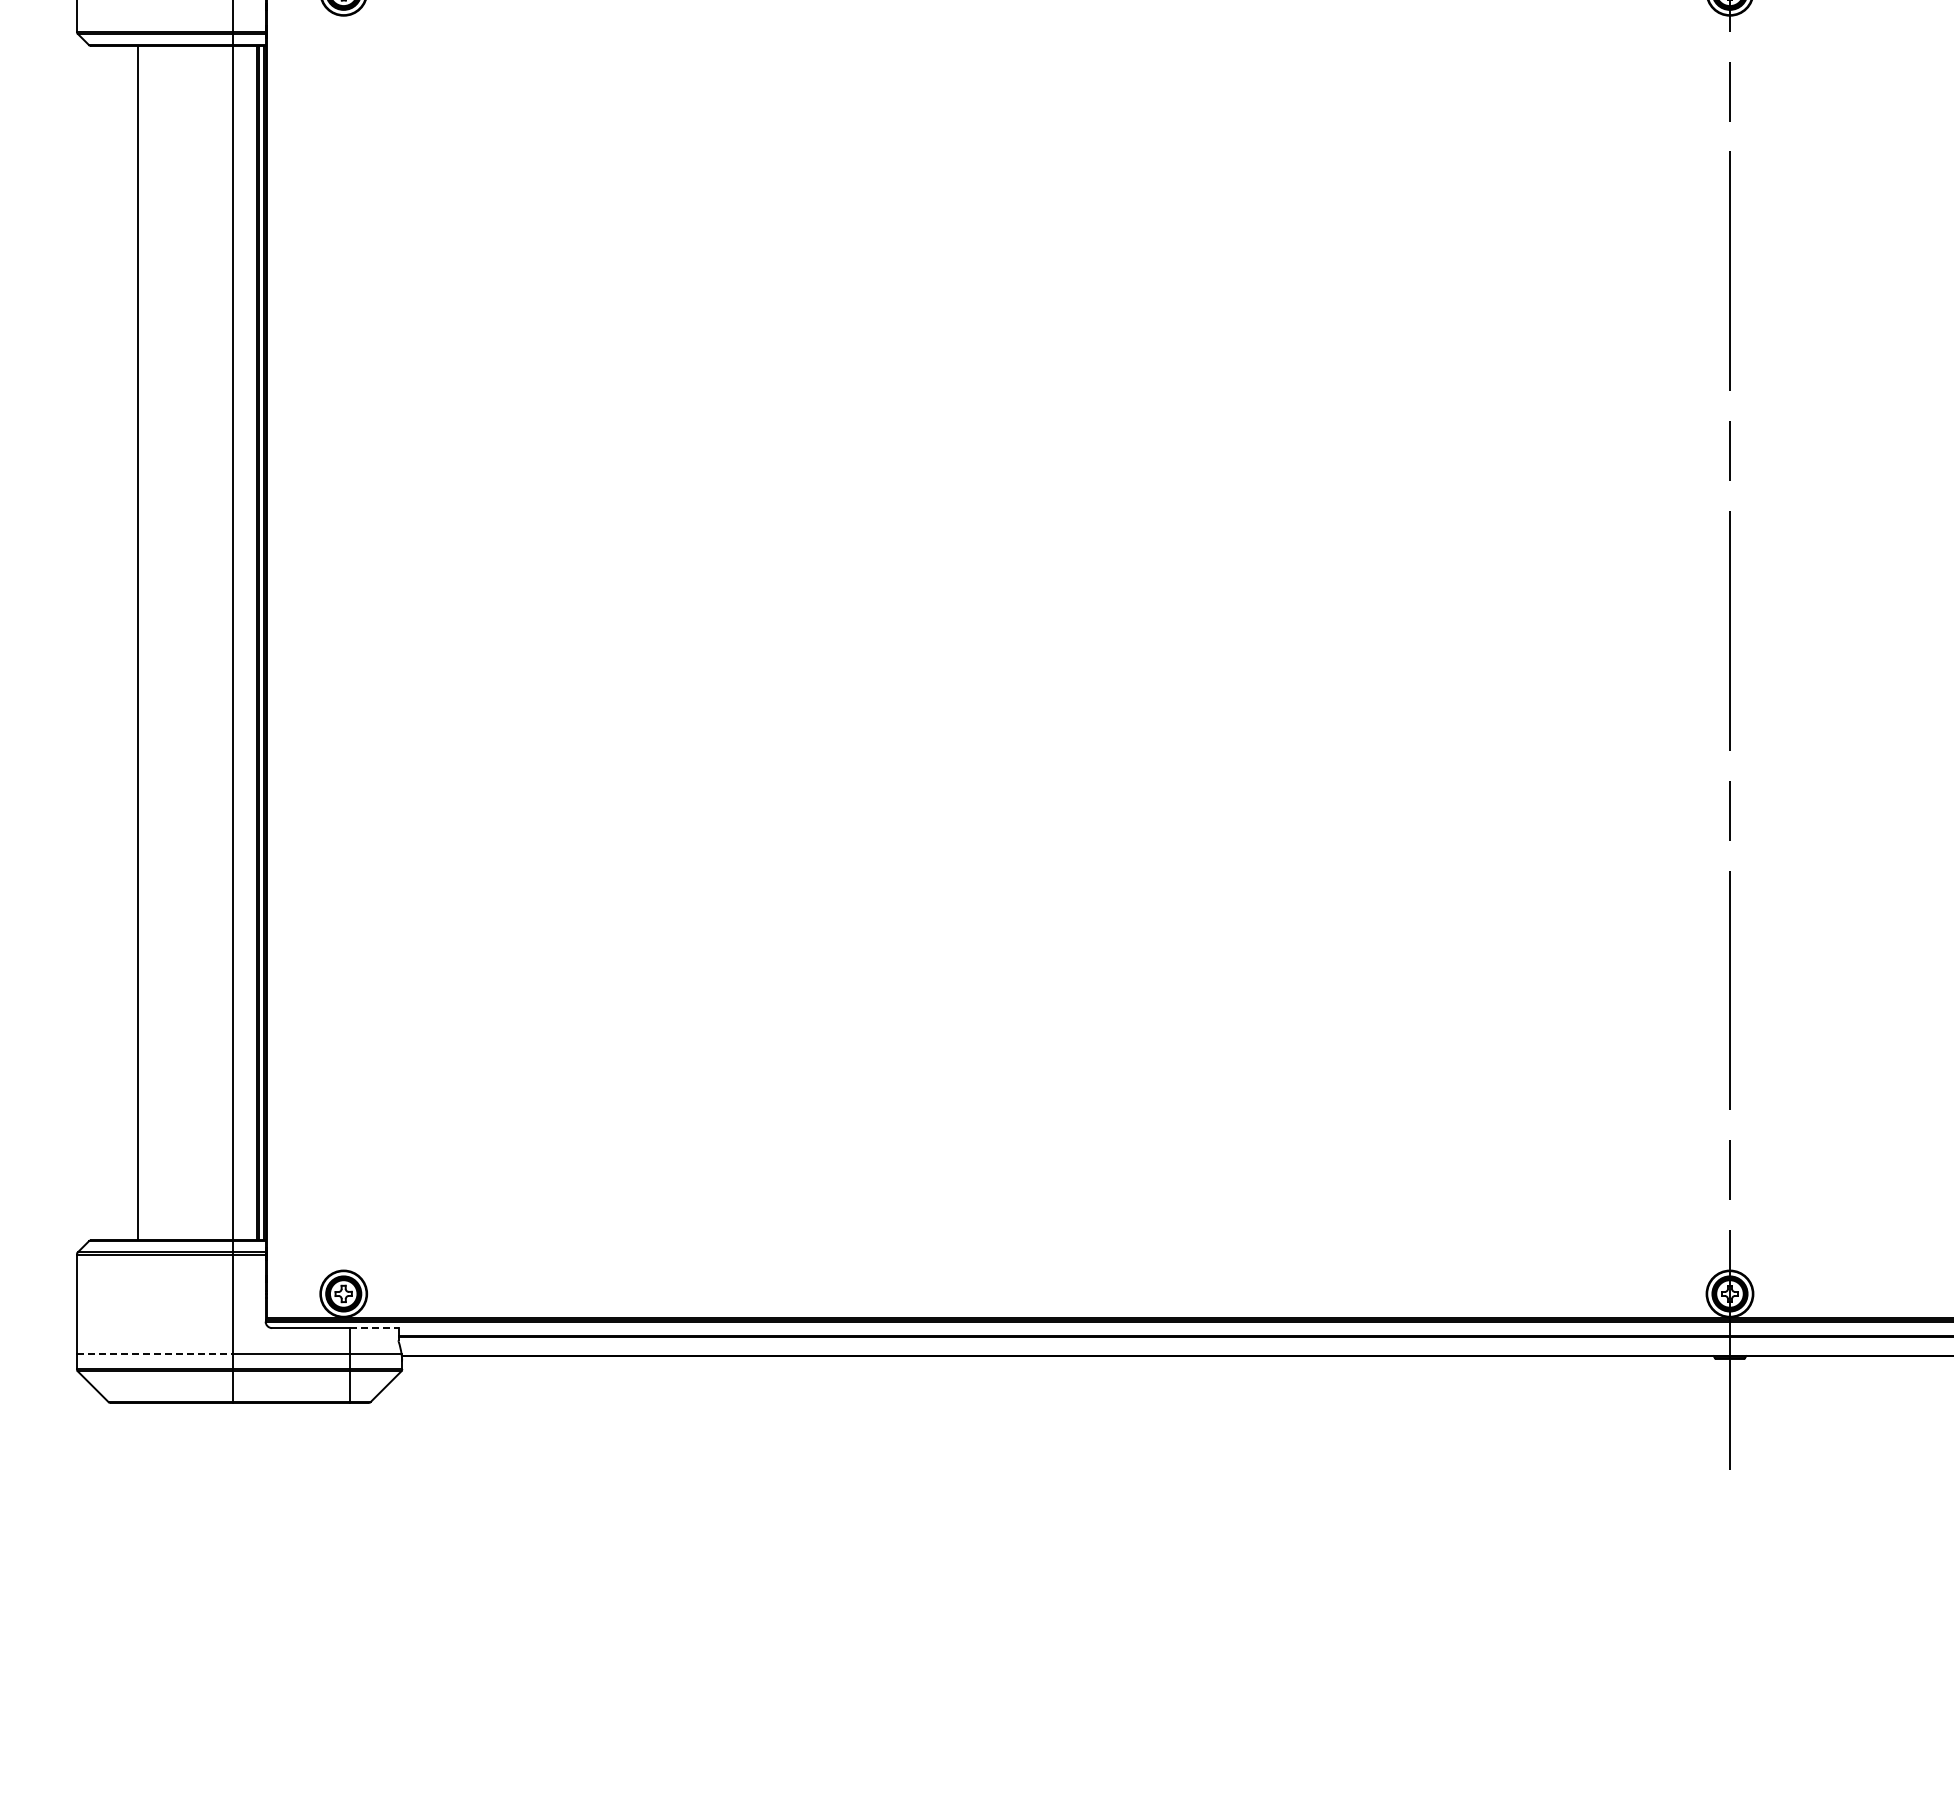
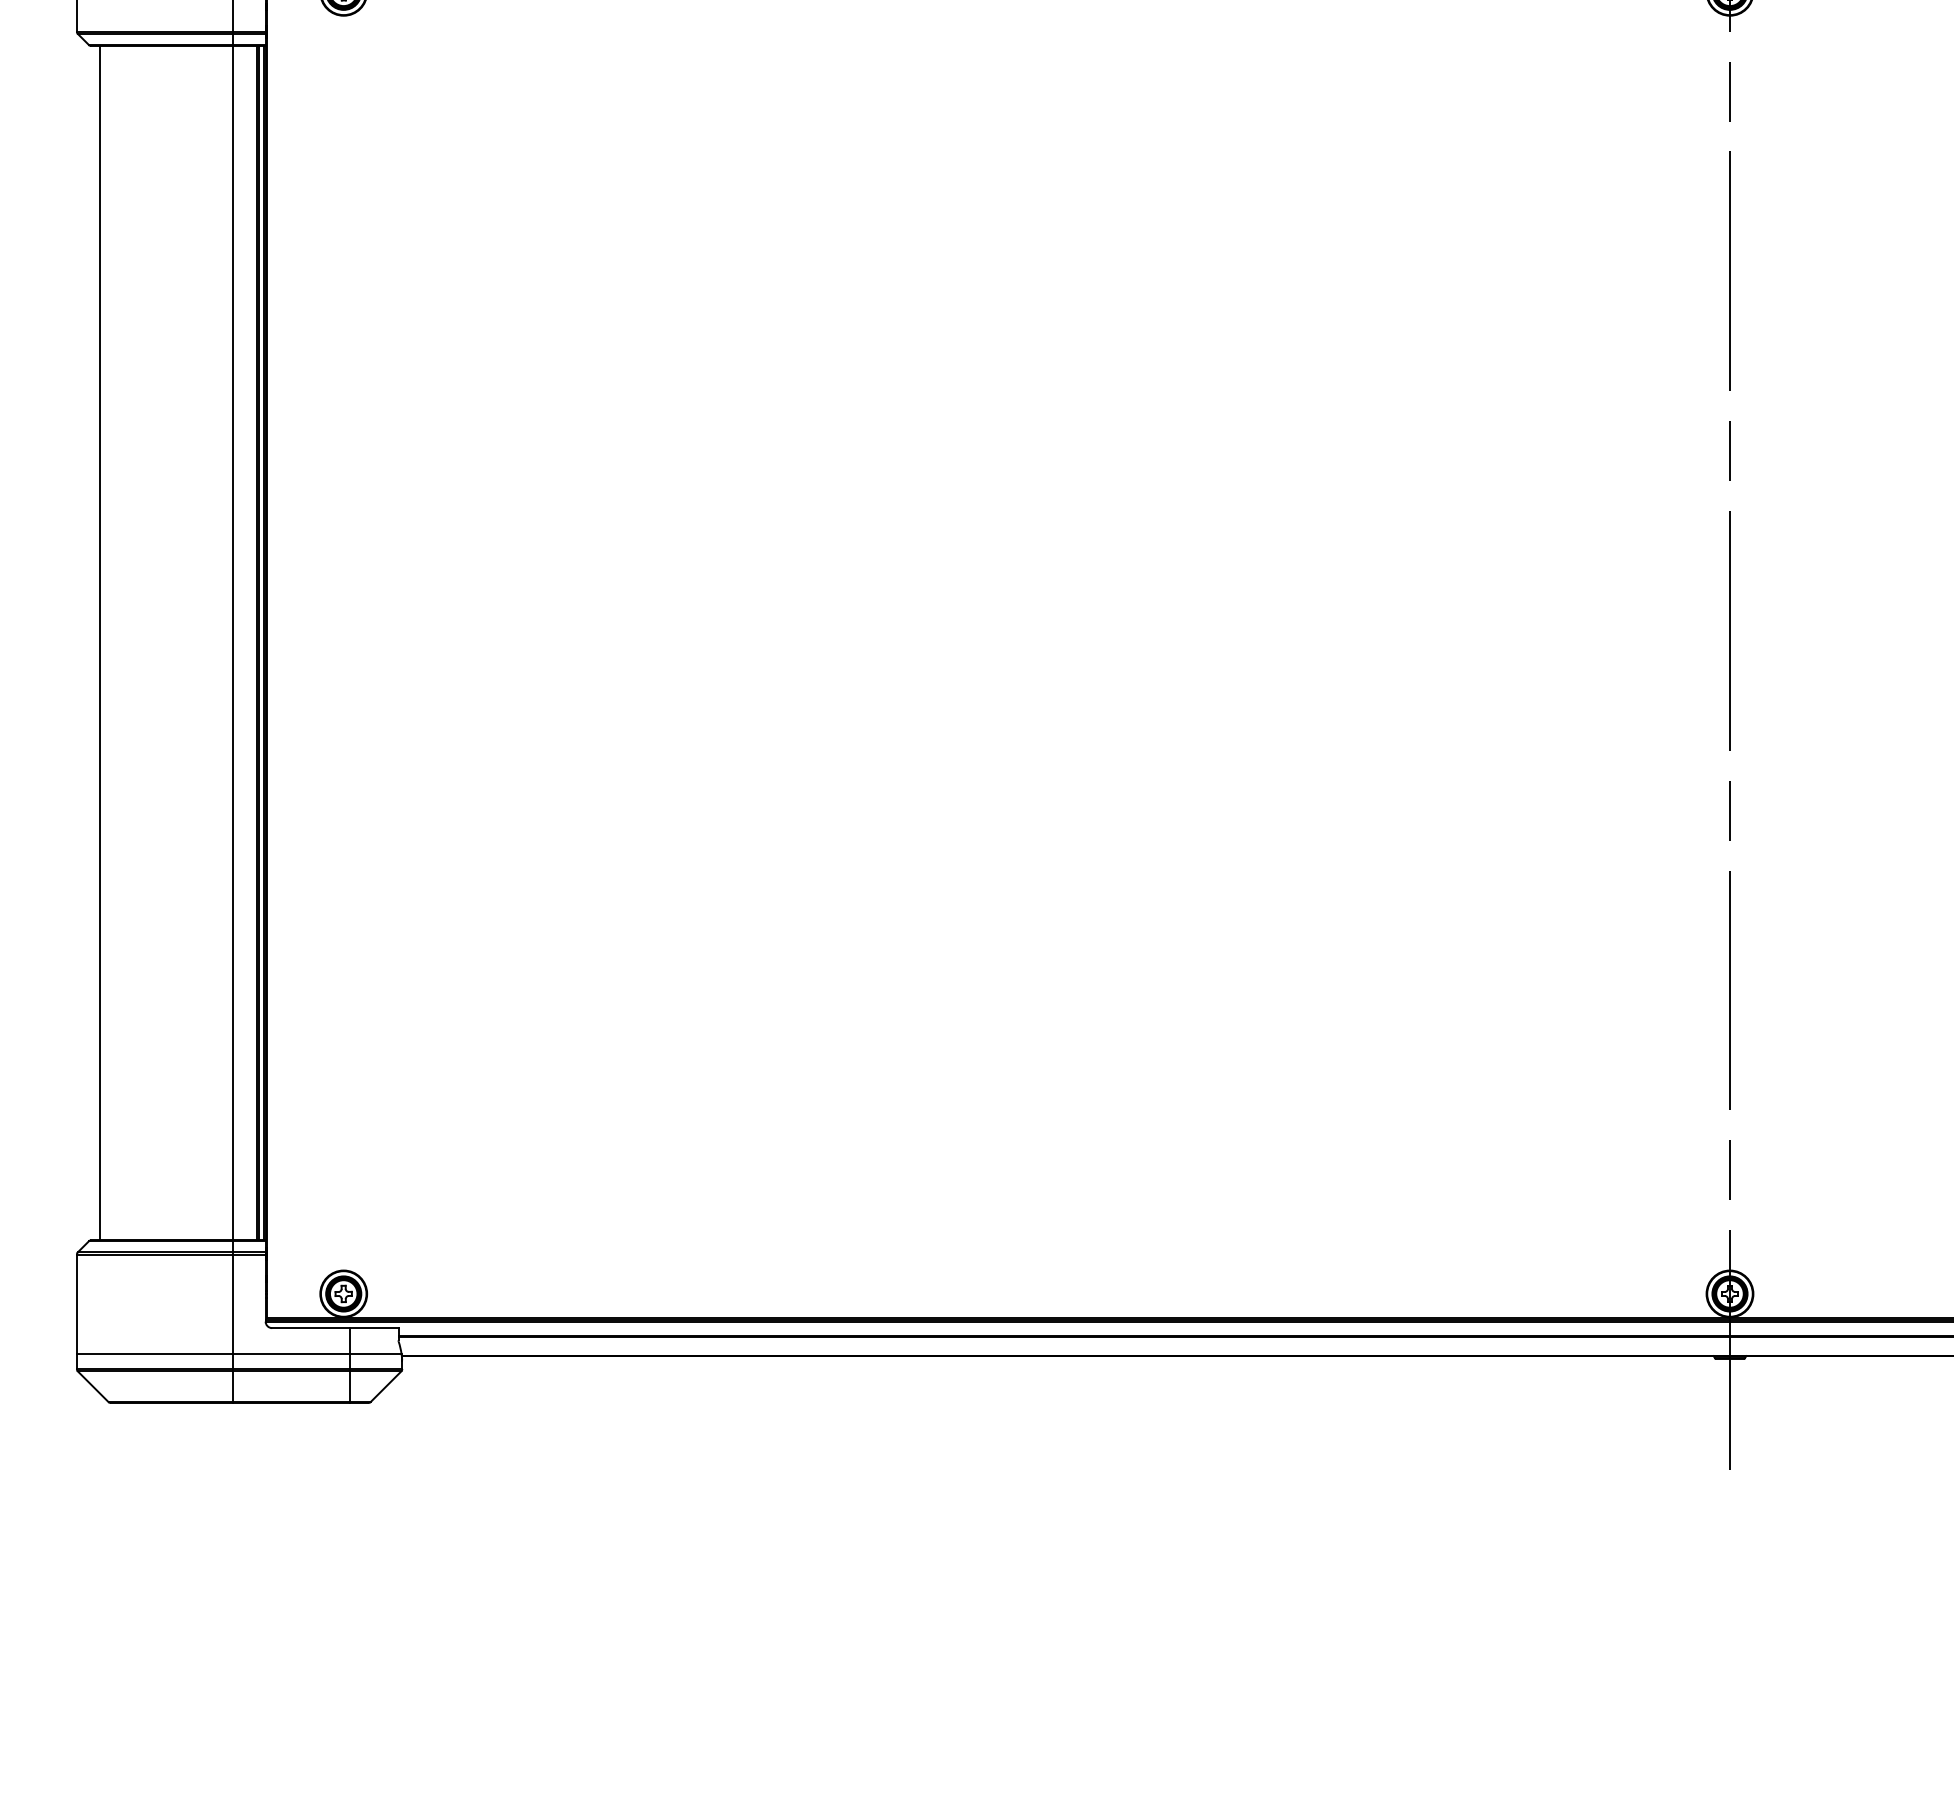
line position: (137, 643) -> (99, 643) (99, 643)
line: dashed -> solid (374, 1328)
line: dashed -> solid (155, 1354)
